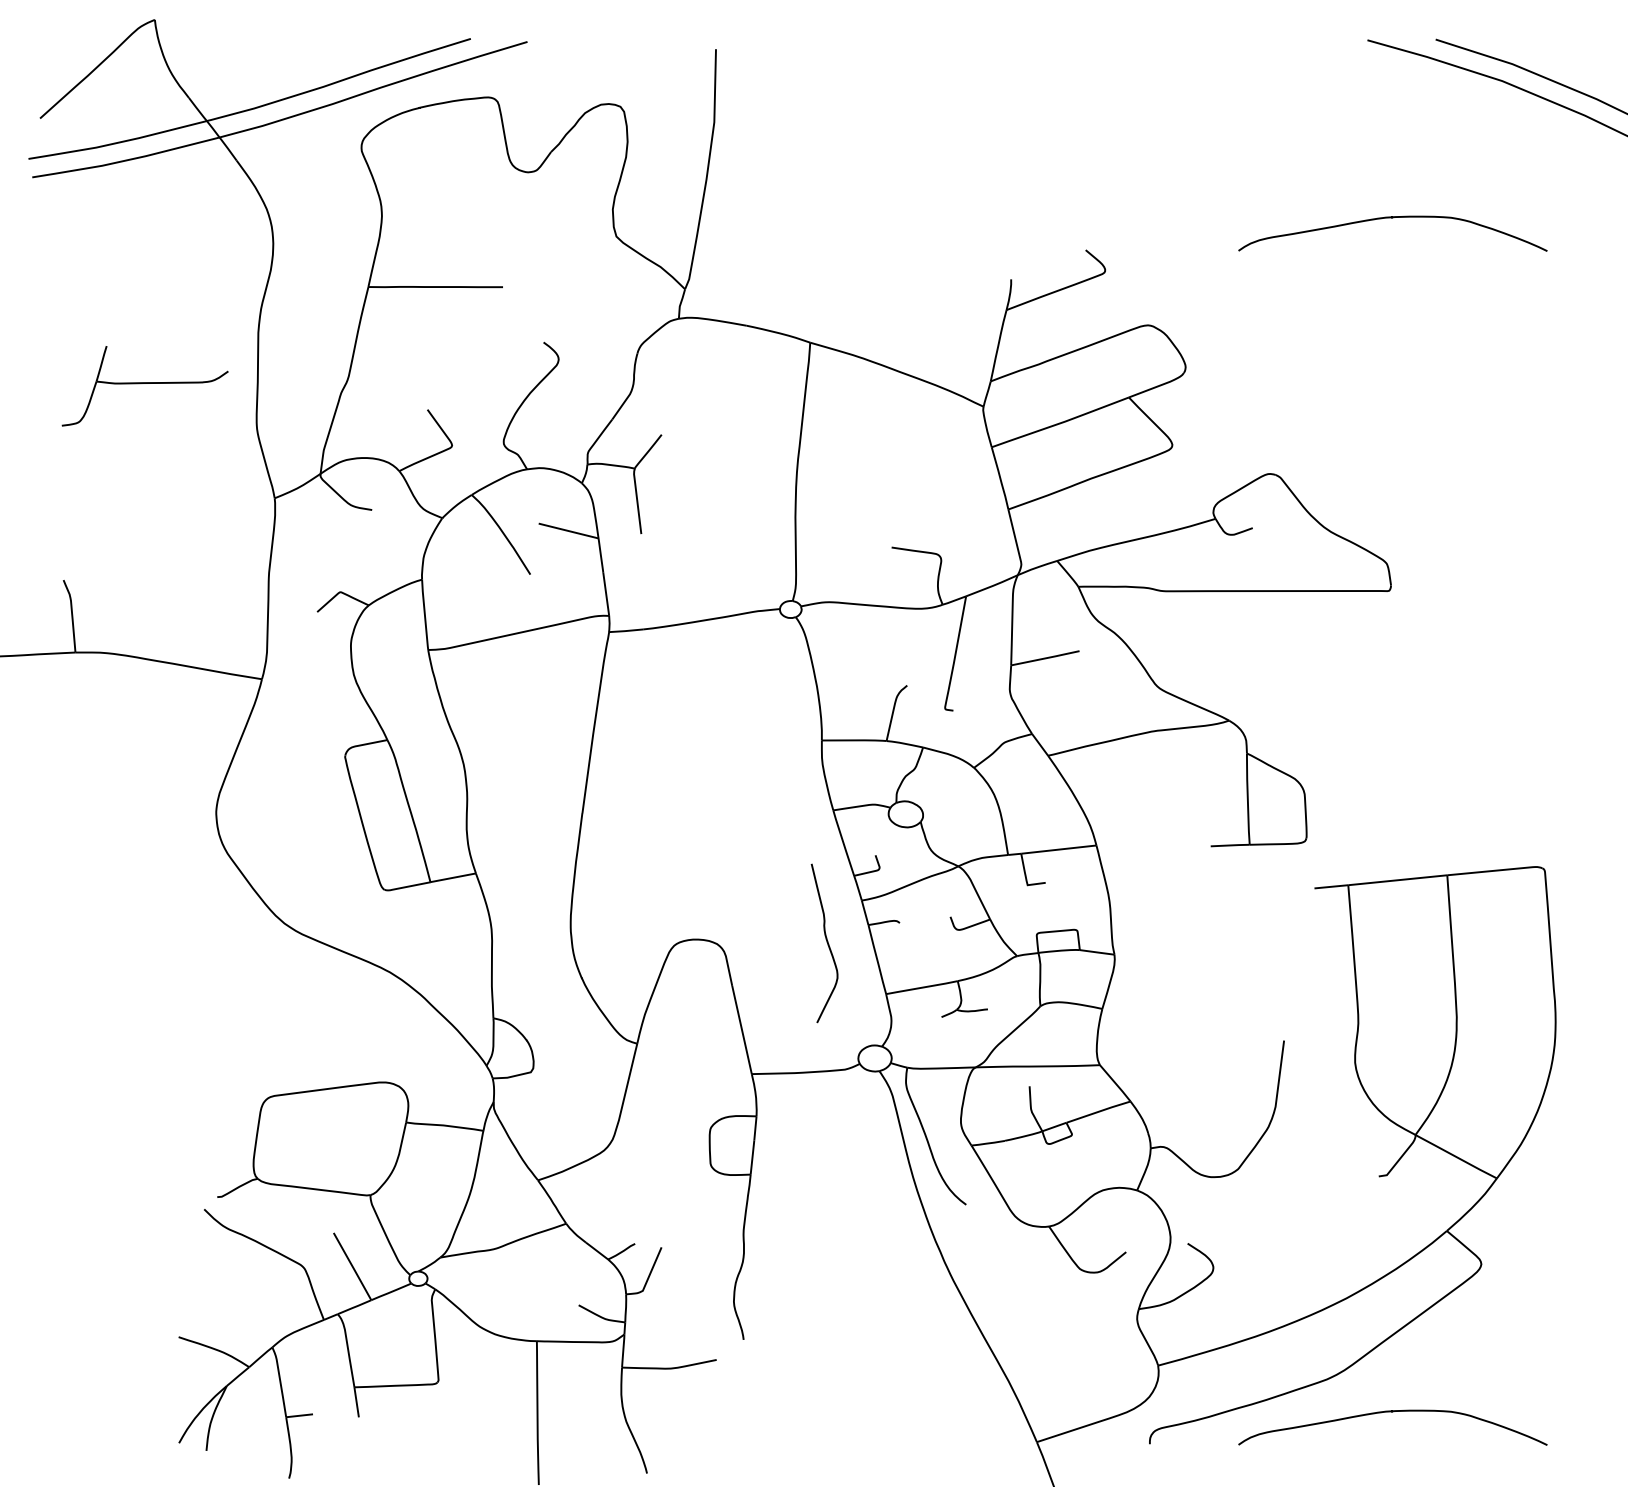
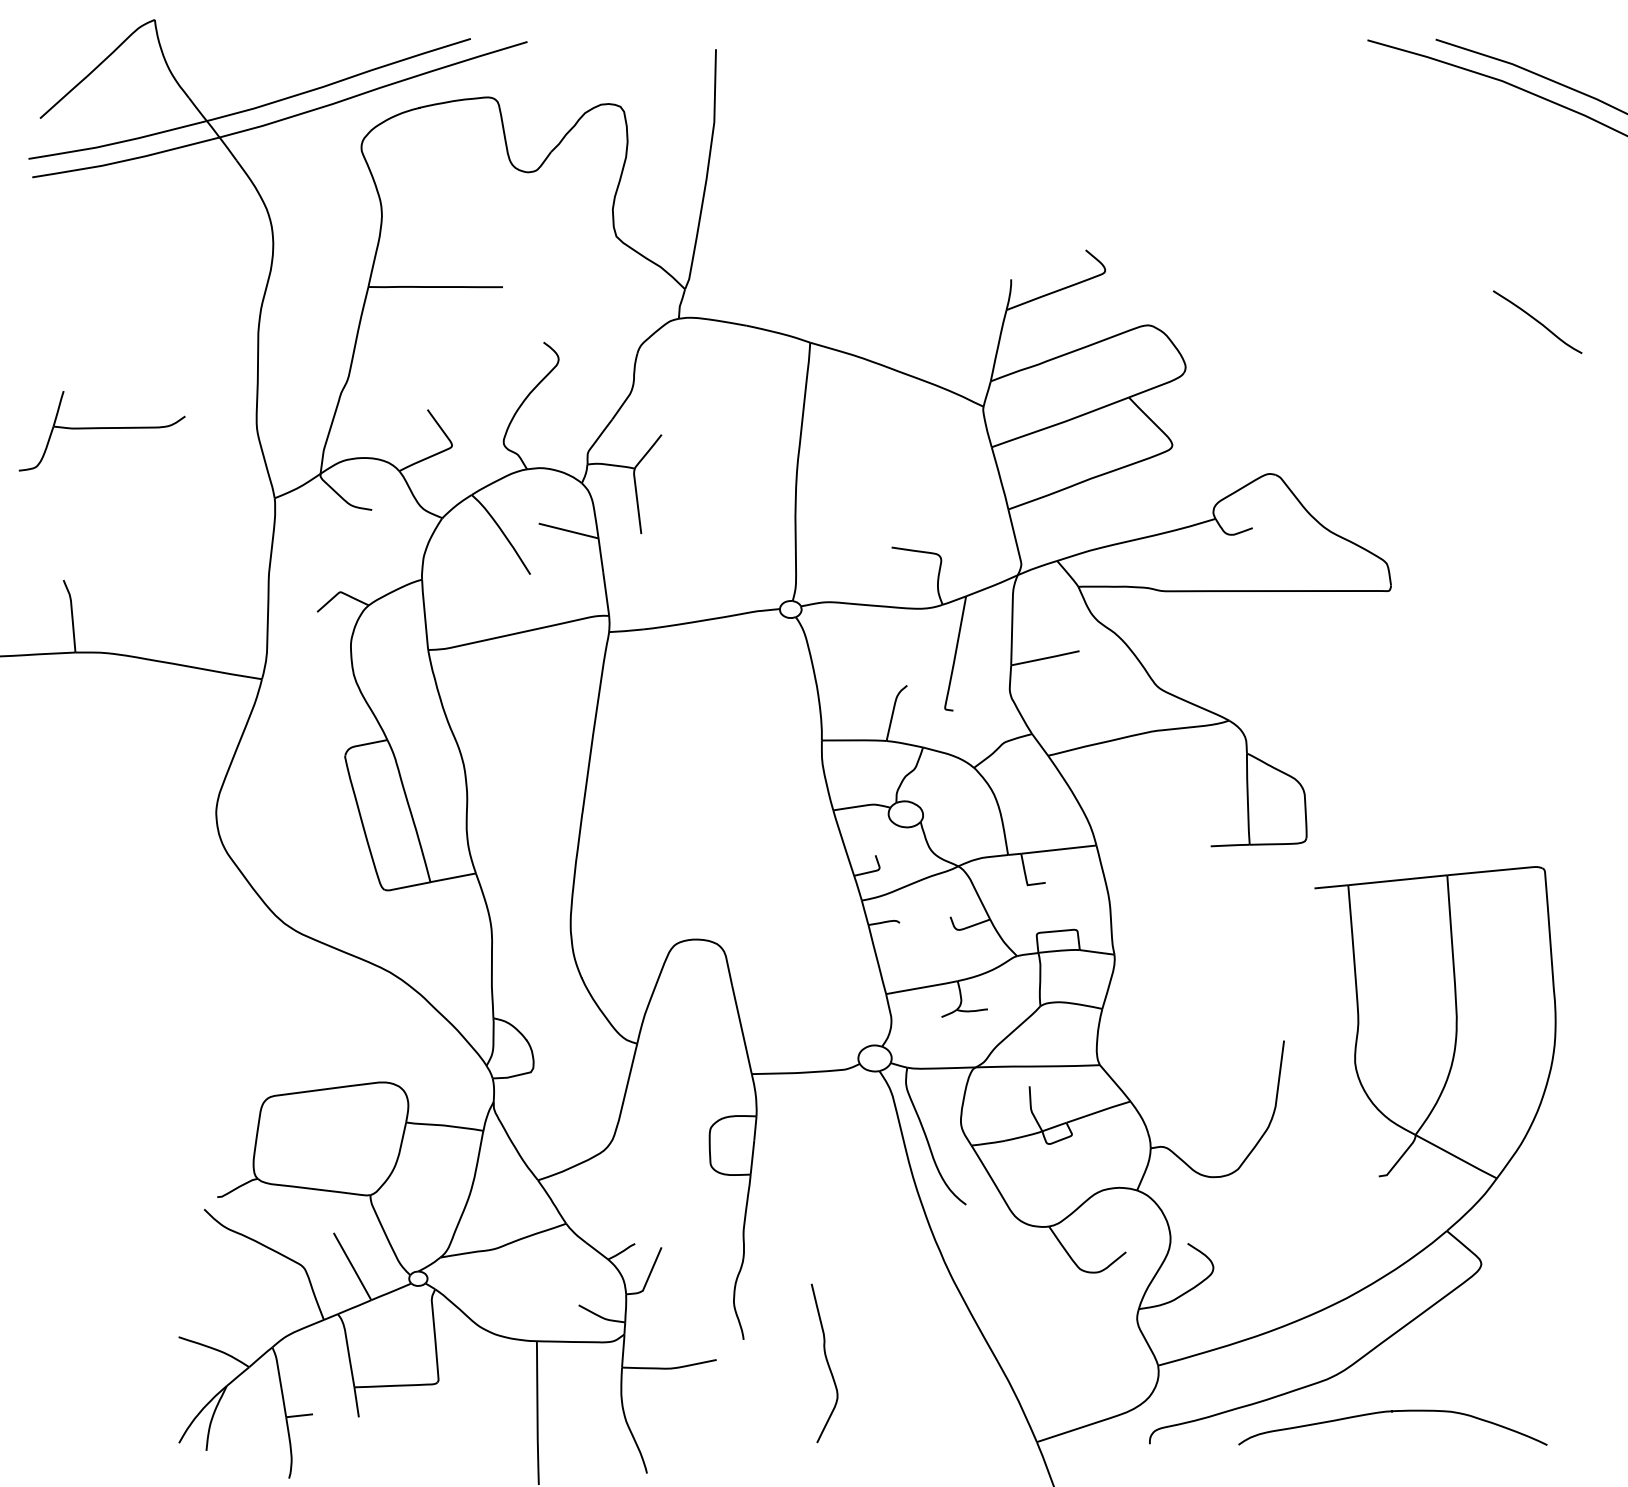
curve: present -> none (1392, 218)
curve: none -> present (1537, 321)
part position: (144, 386) -> (101, 431) (101, 431)
curve position: (826, 942) -> (826, 1362) (826, 1362)
